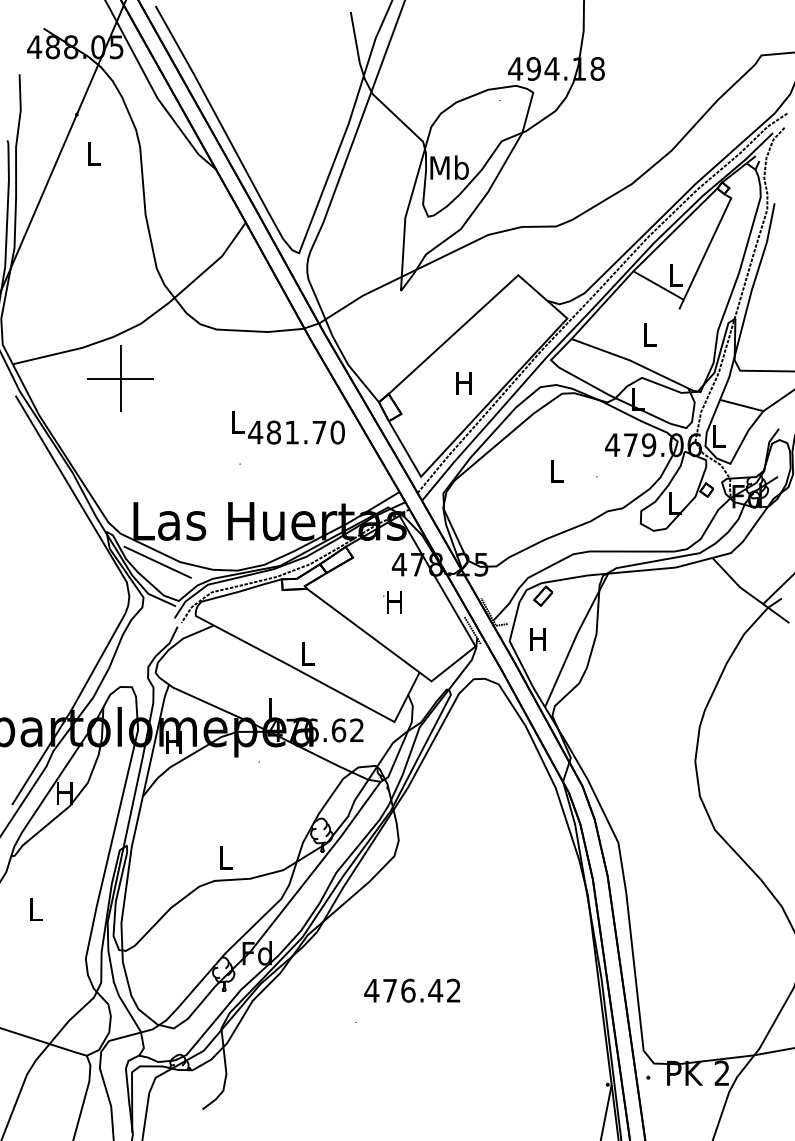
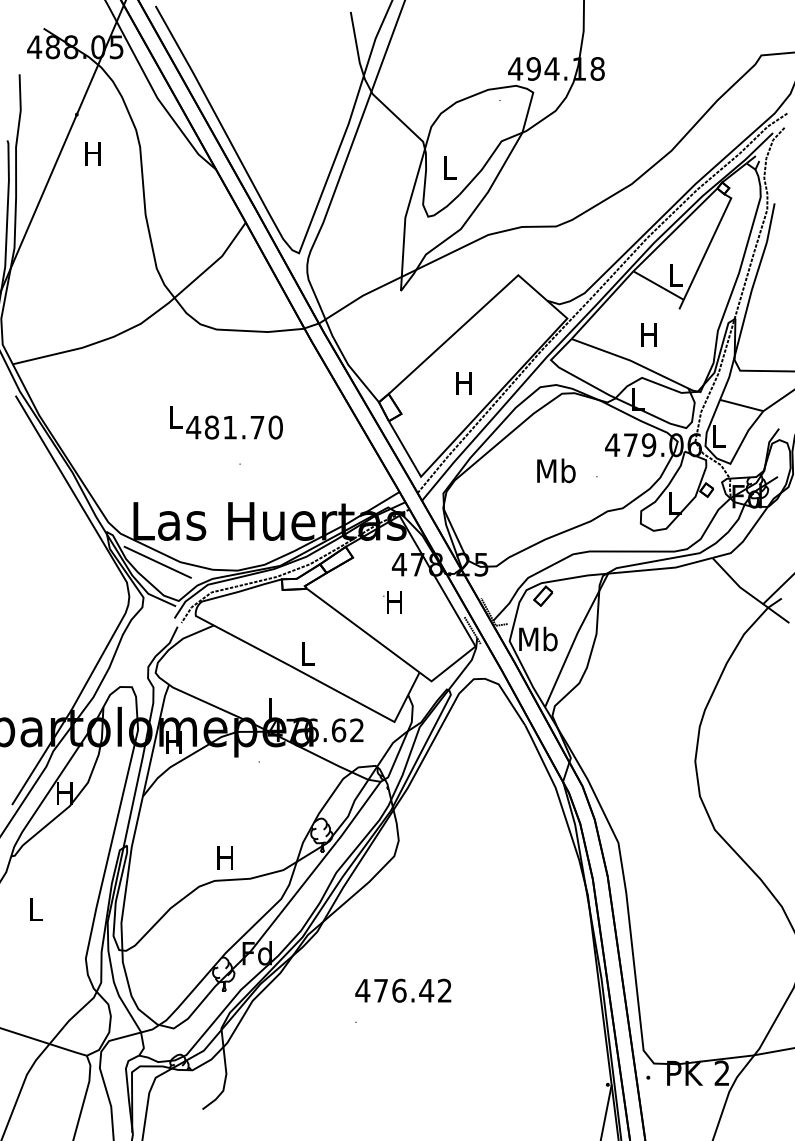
text: L -> H (92, 153)
text: Mb -> L (449, 167)
text: L -> H (648, 334)
part: present -> none (120, 378)
text position: (288, 427) -> (226, 422) (226, 422)
text: L -> Mb (556, 470)
text: H -> Mb (538, 638)
text: L -> H (224, 857)
text position: (412, 990) -> (403, 990) (403, 990)
